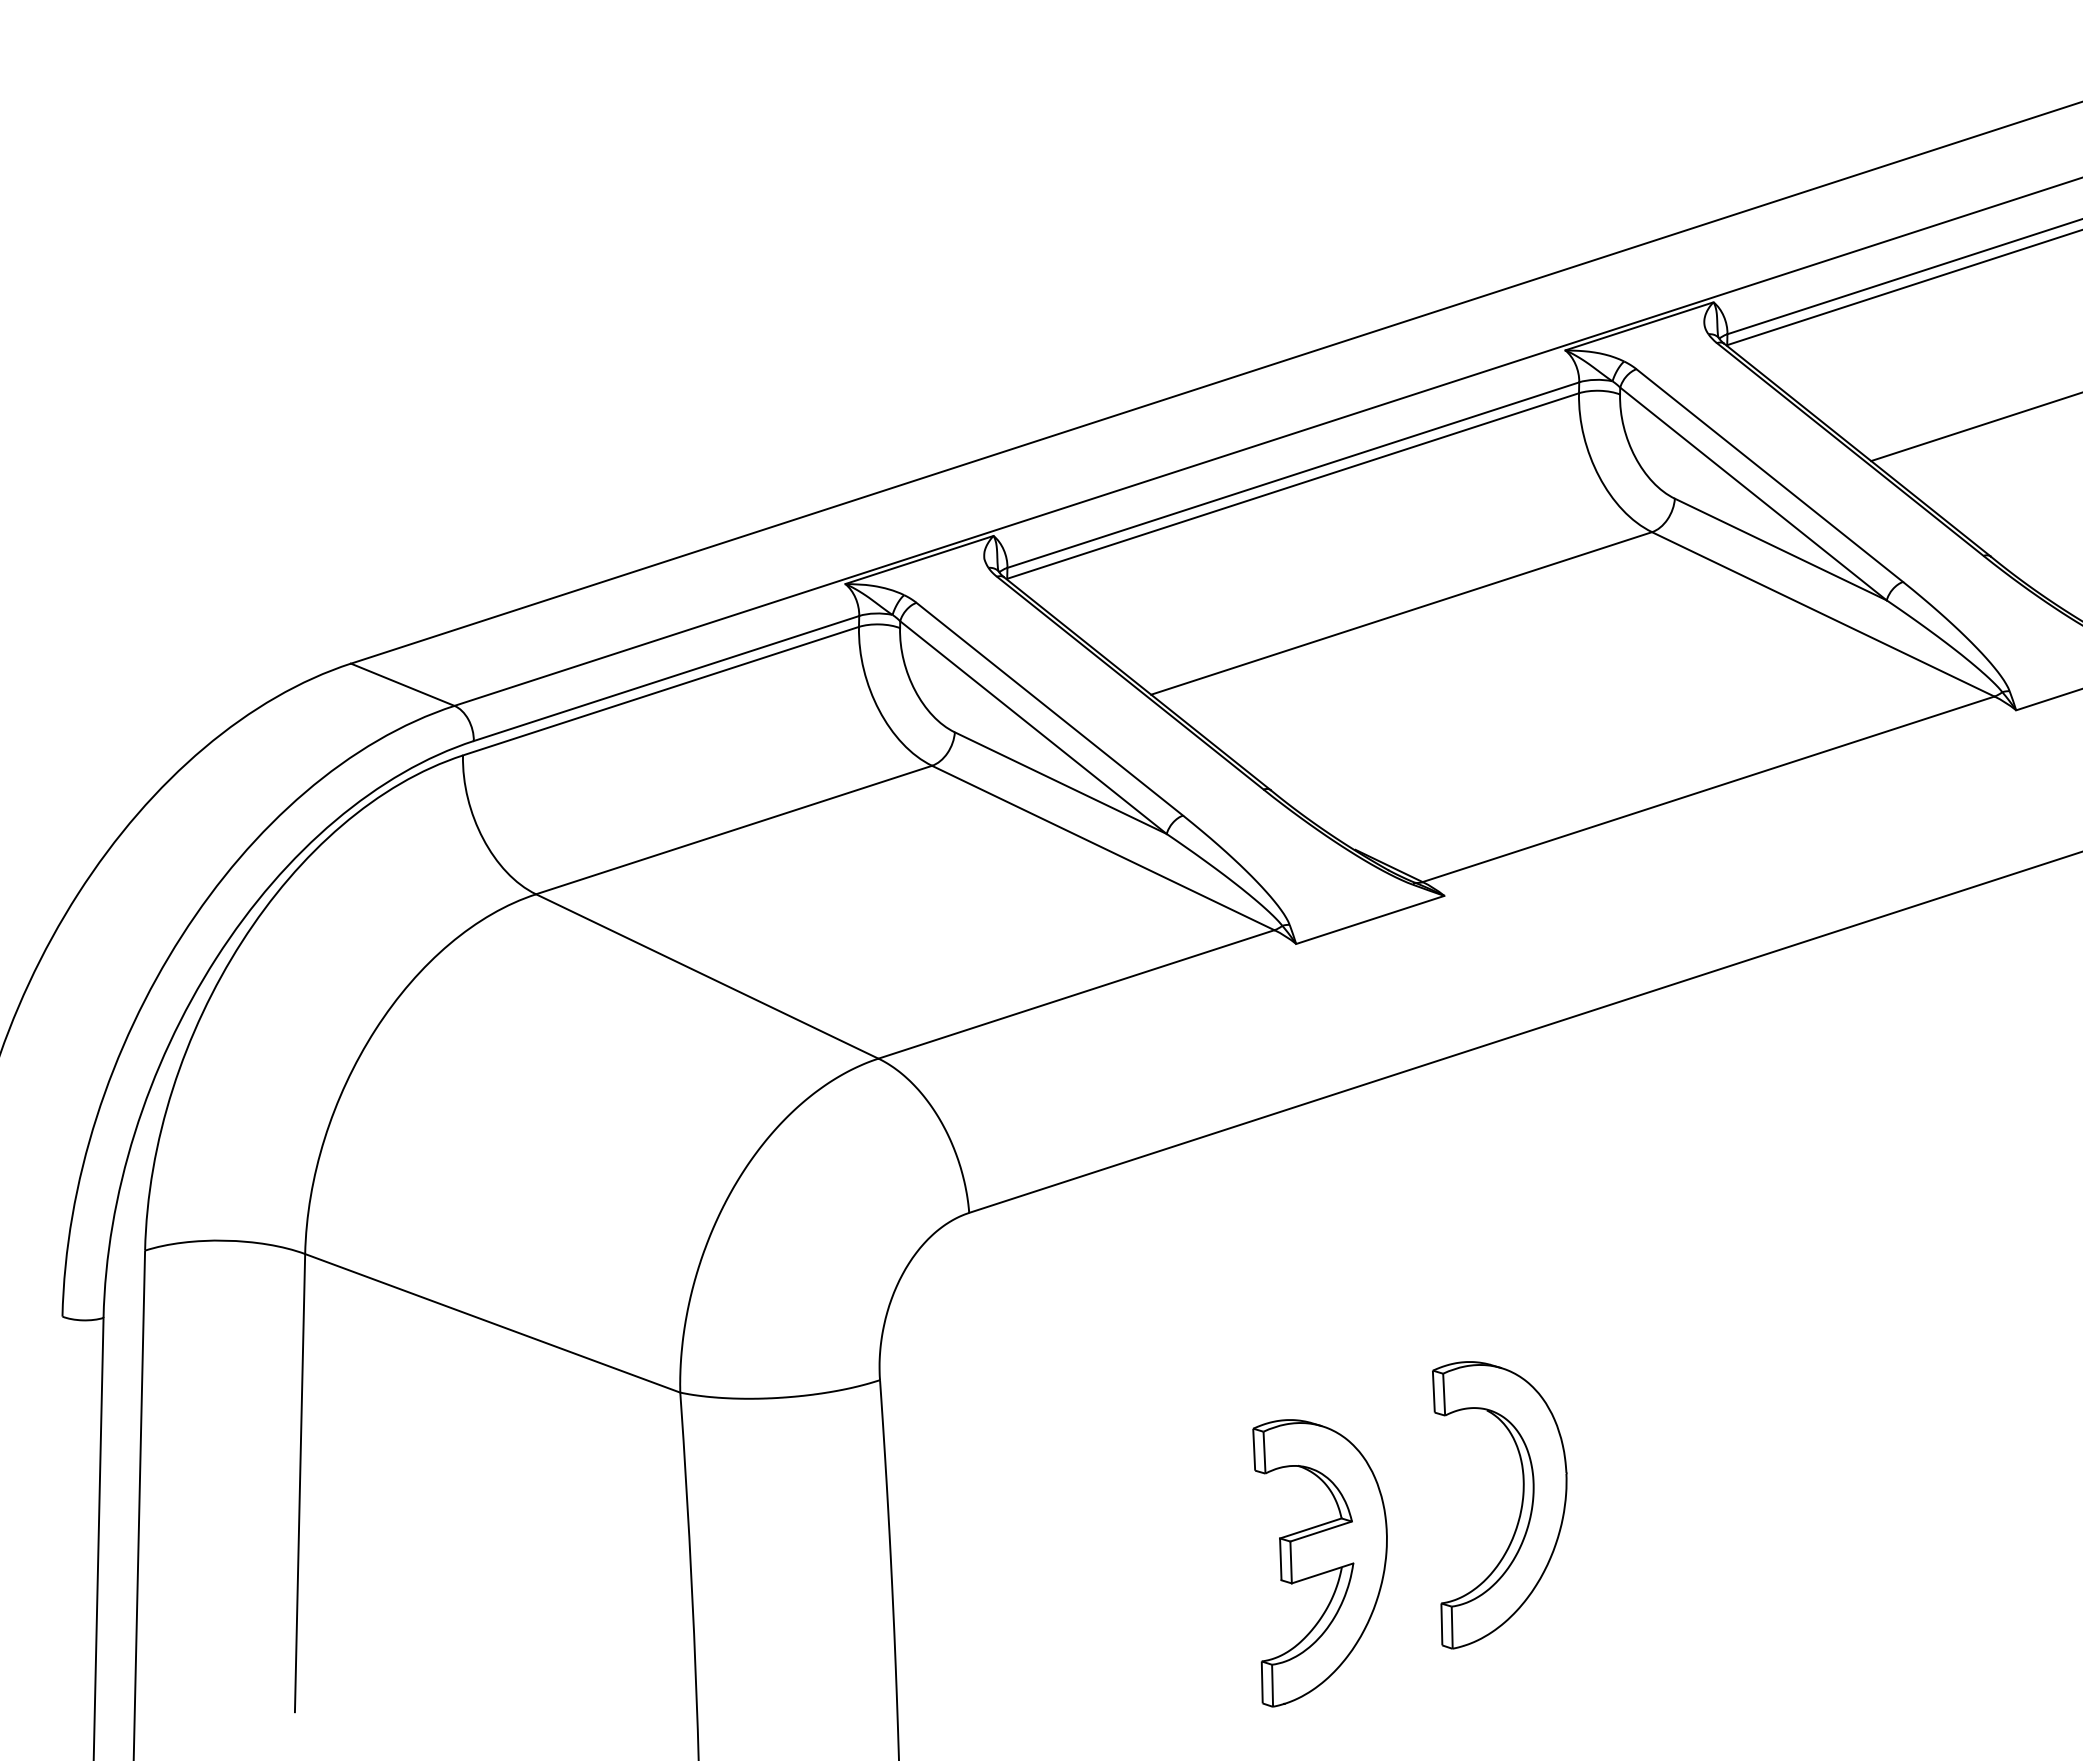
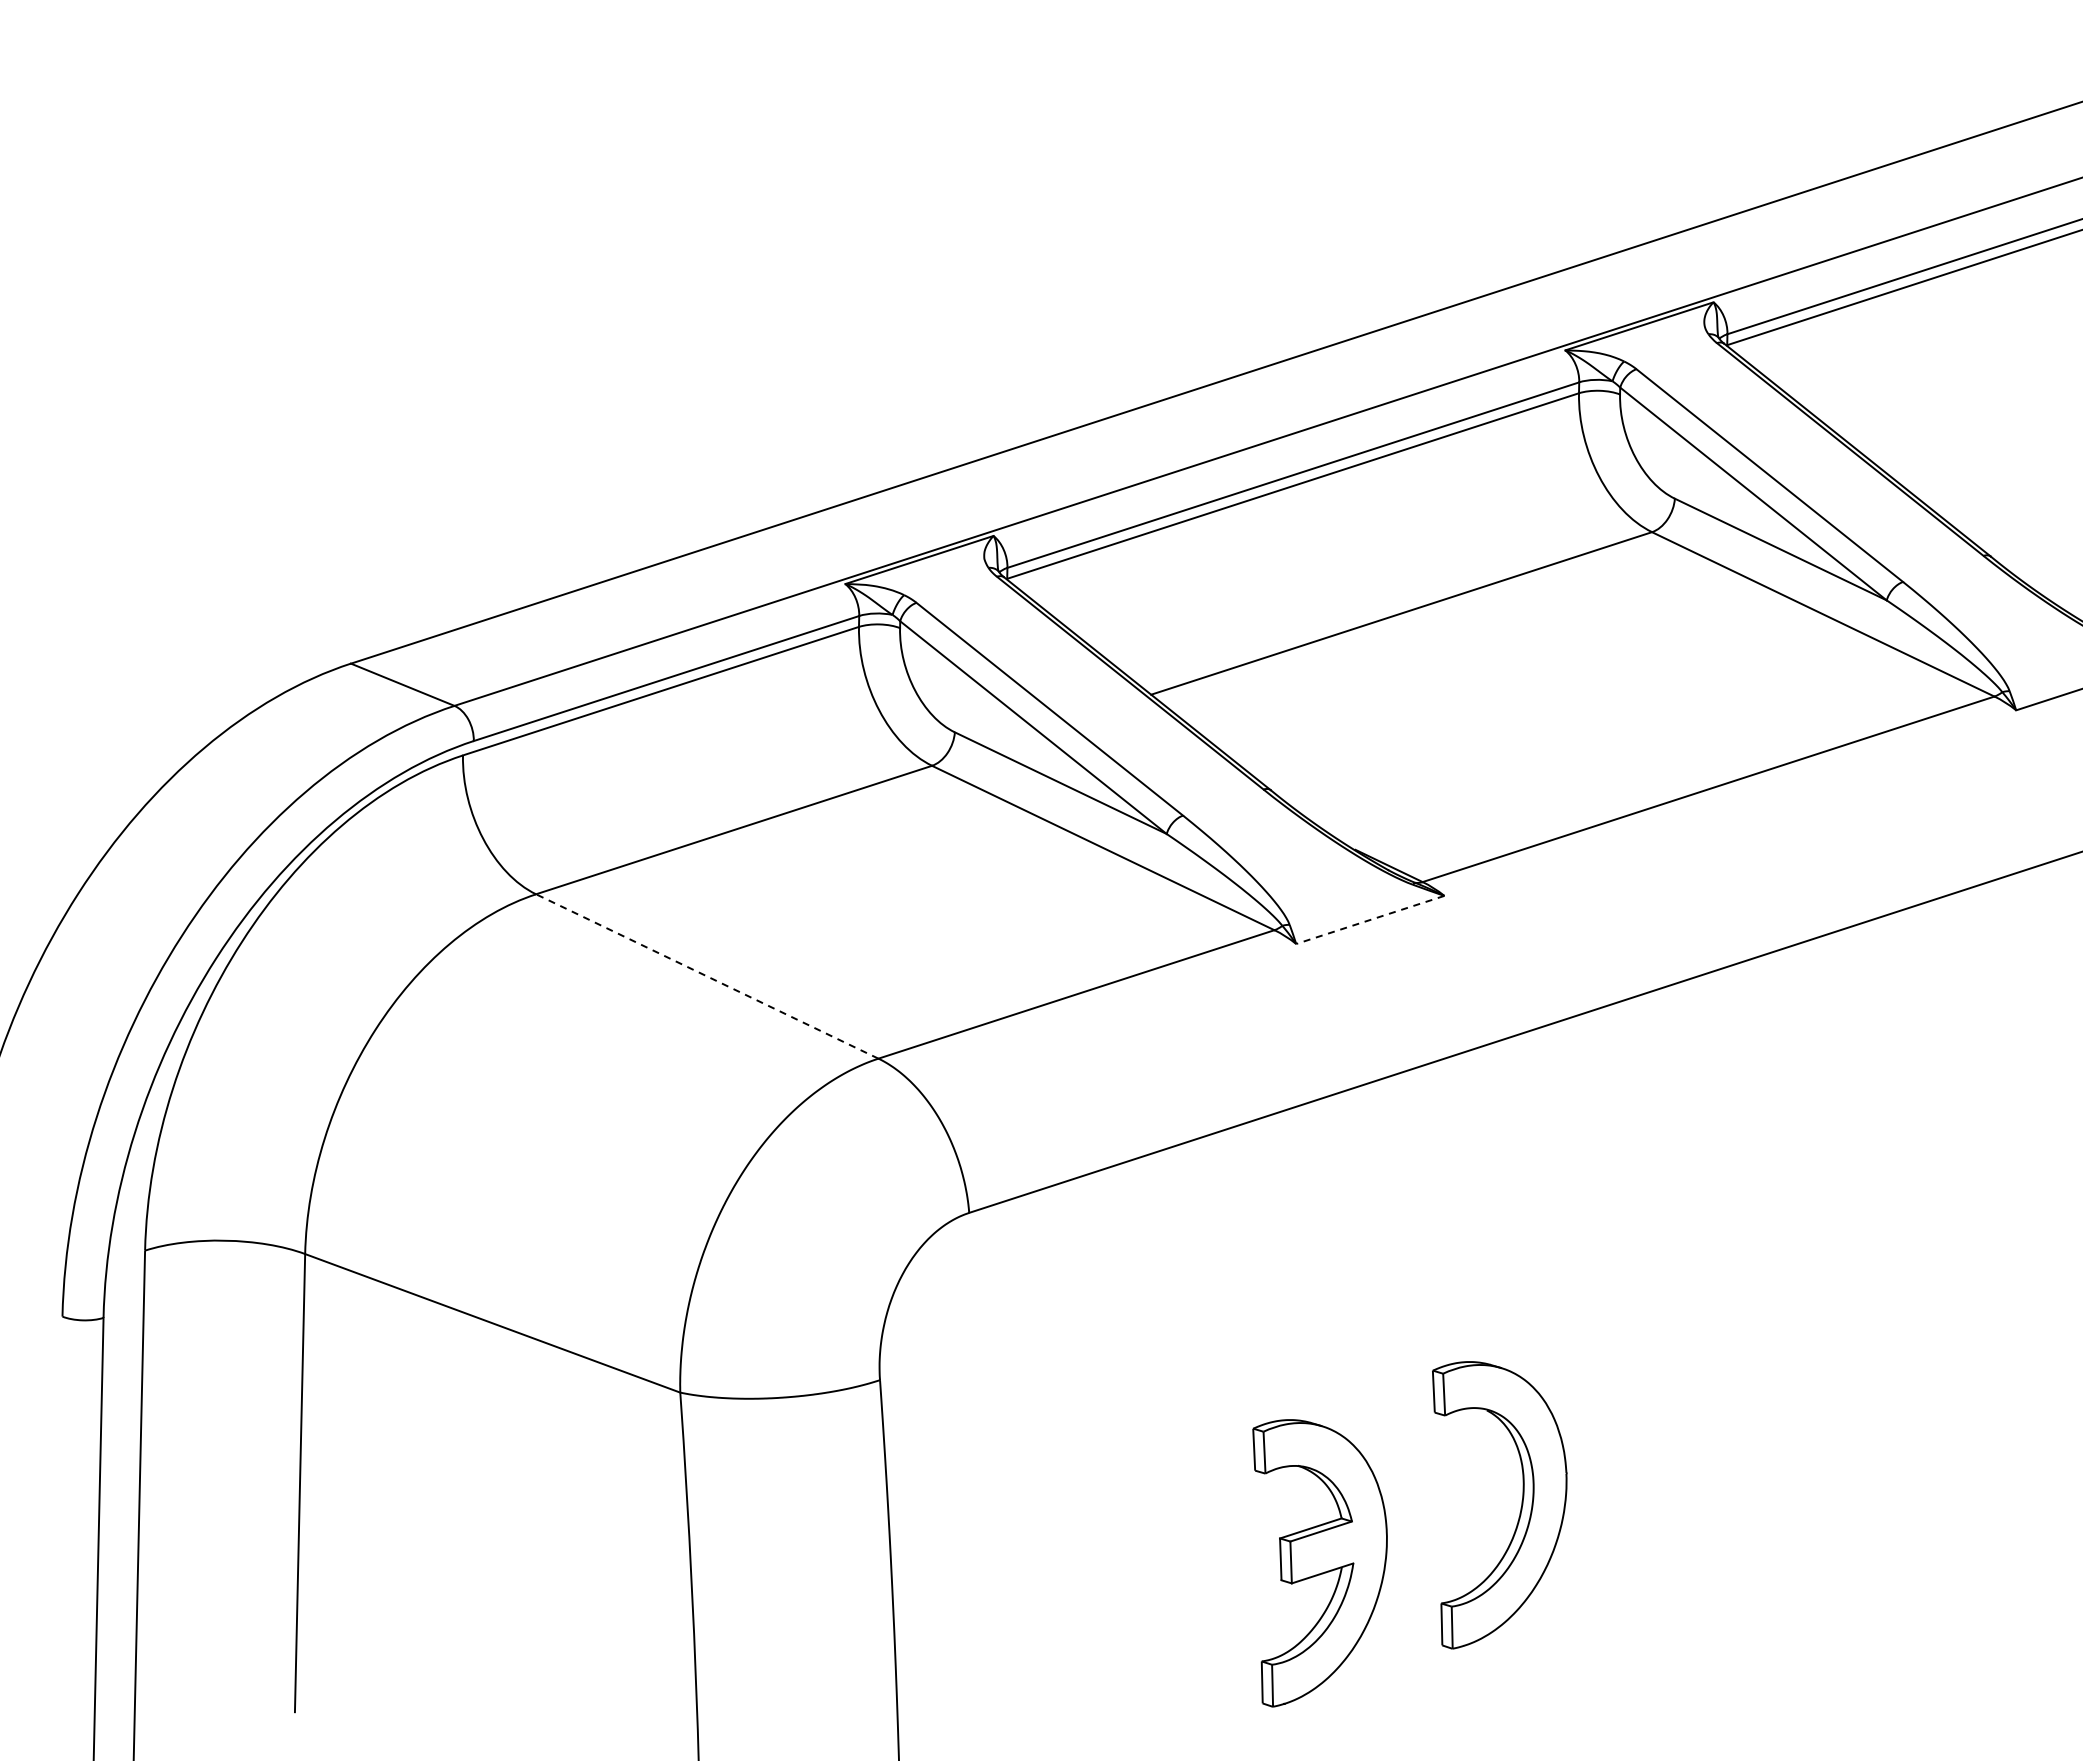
line: present -> none (1975, 427)
line: solid -> dashed (1370, 919)
line: solid -> dashed (707, 976)
